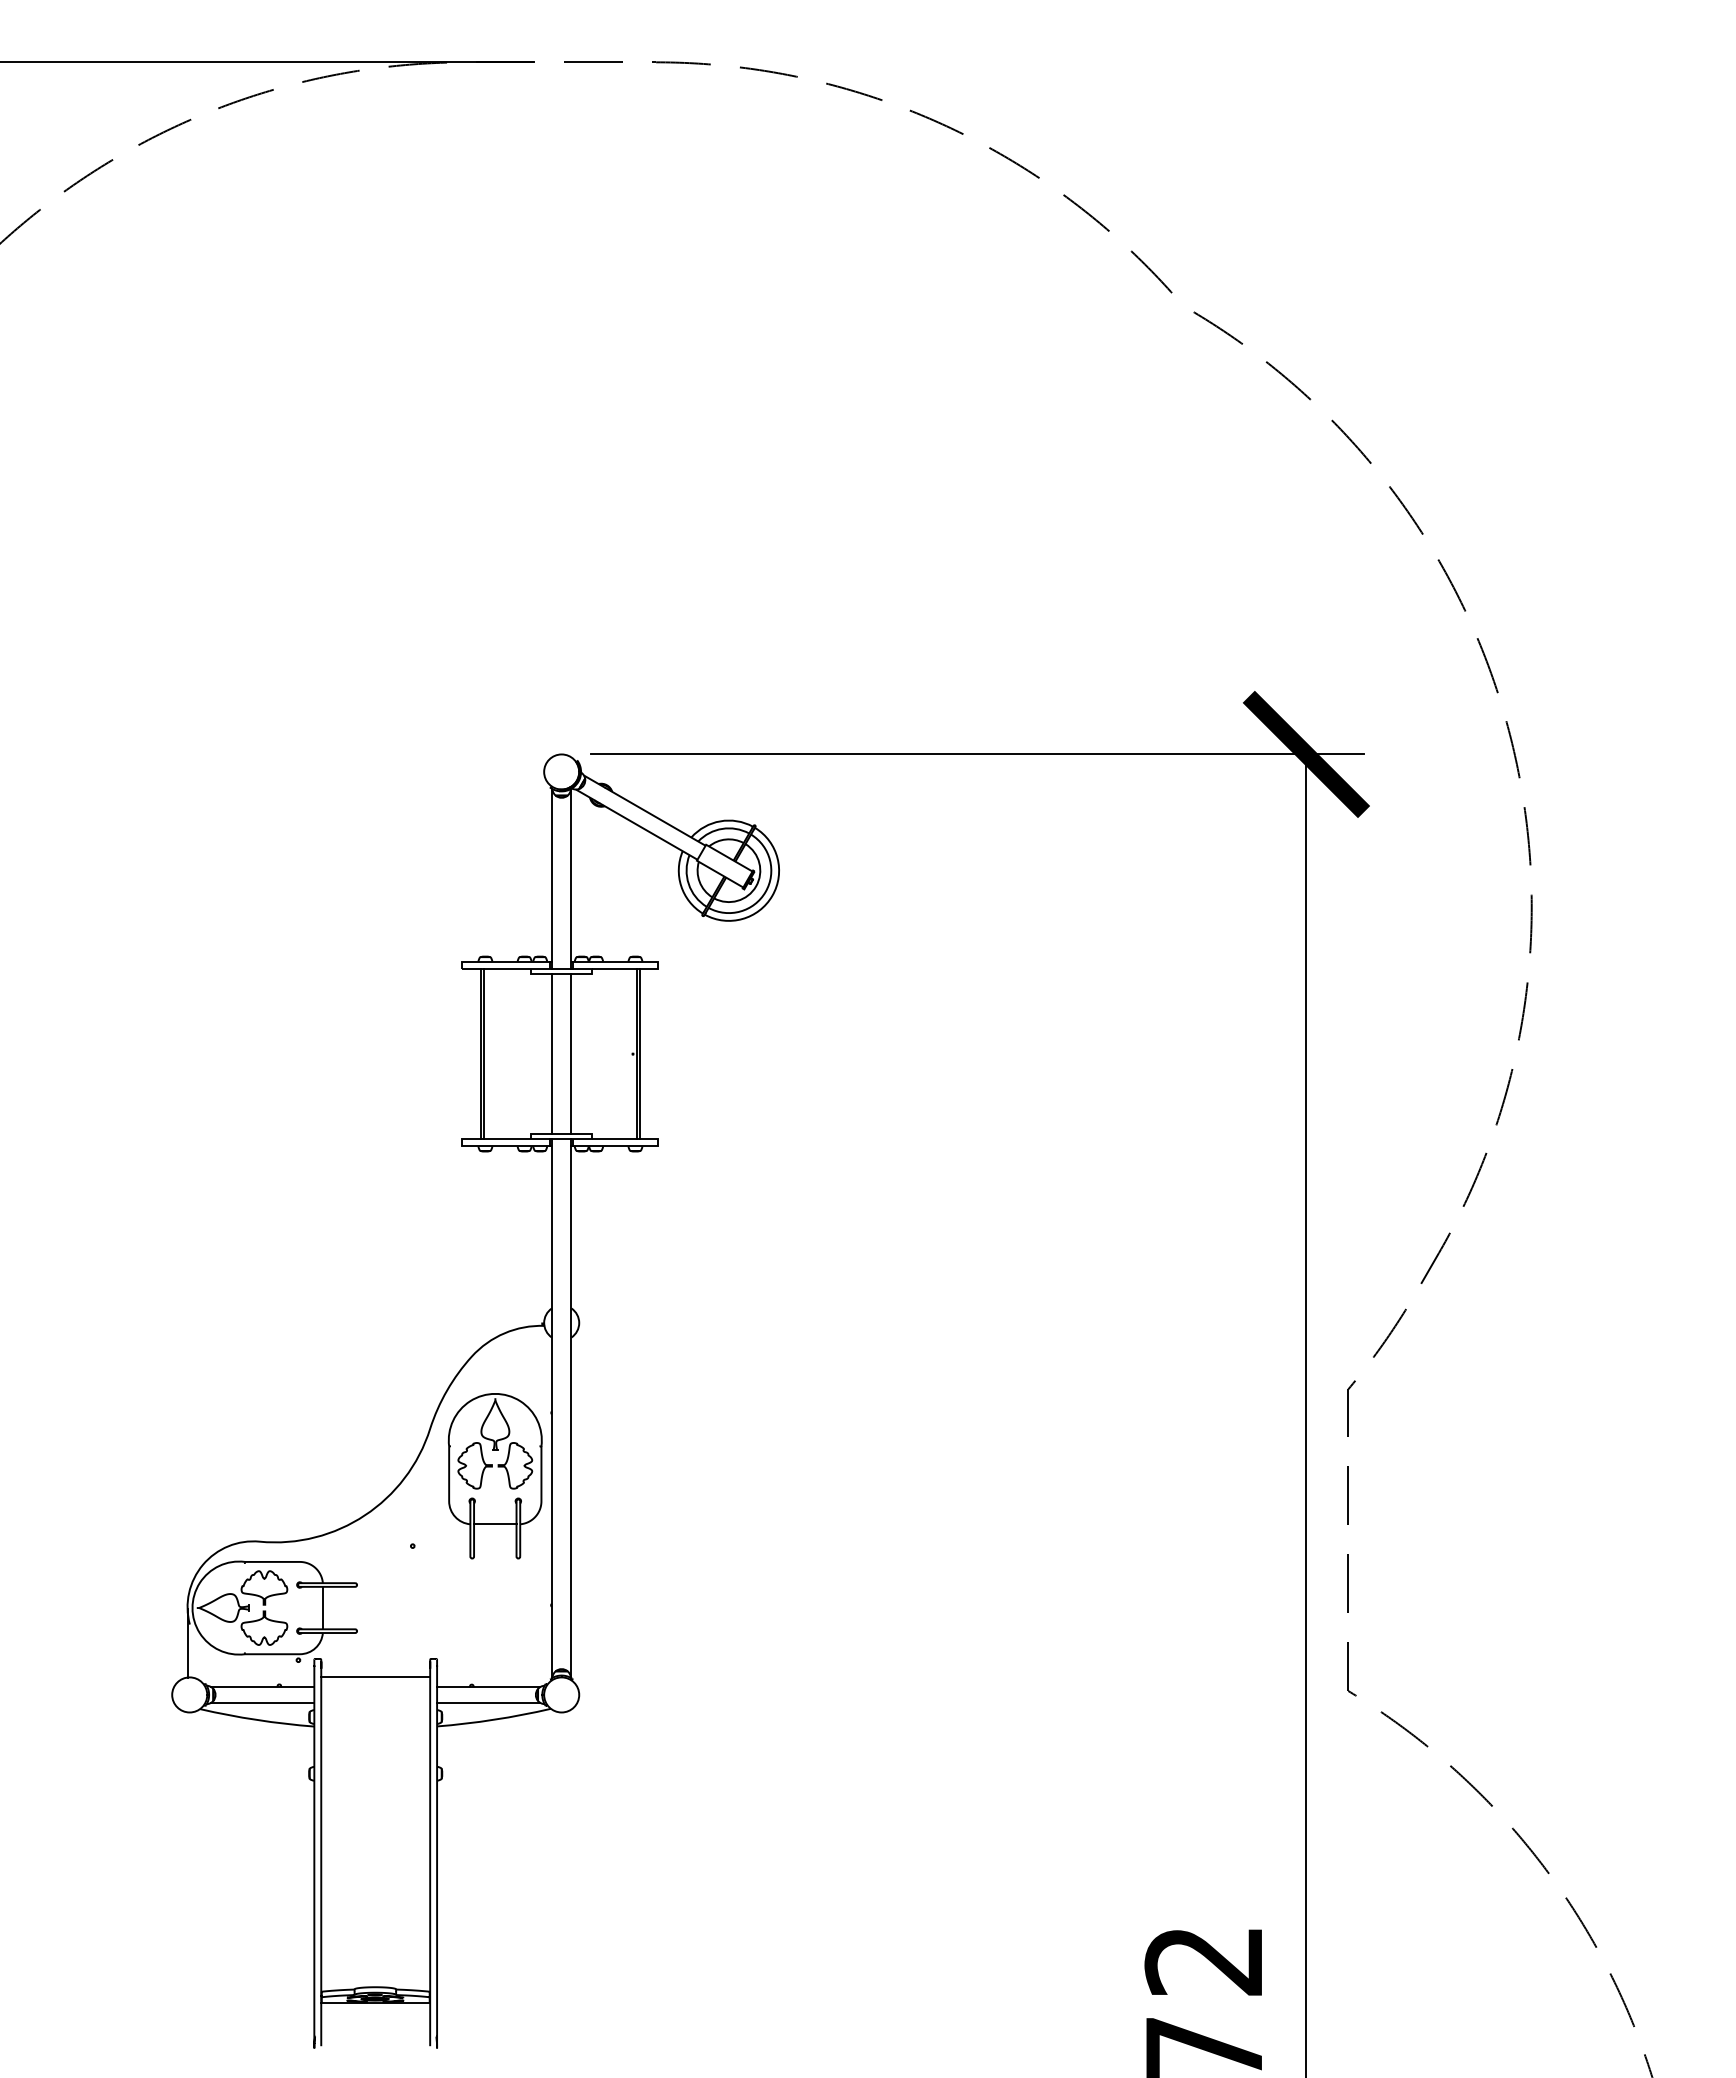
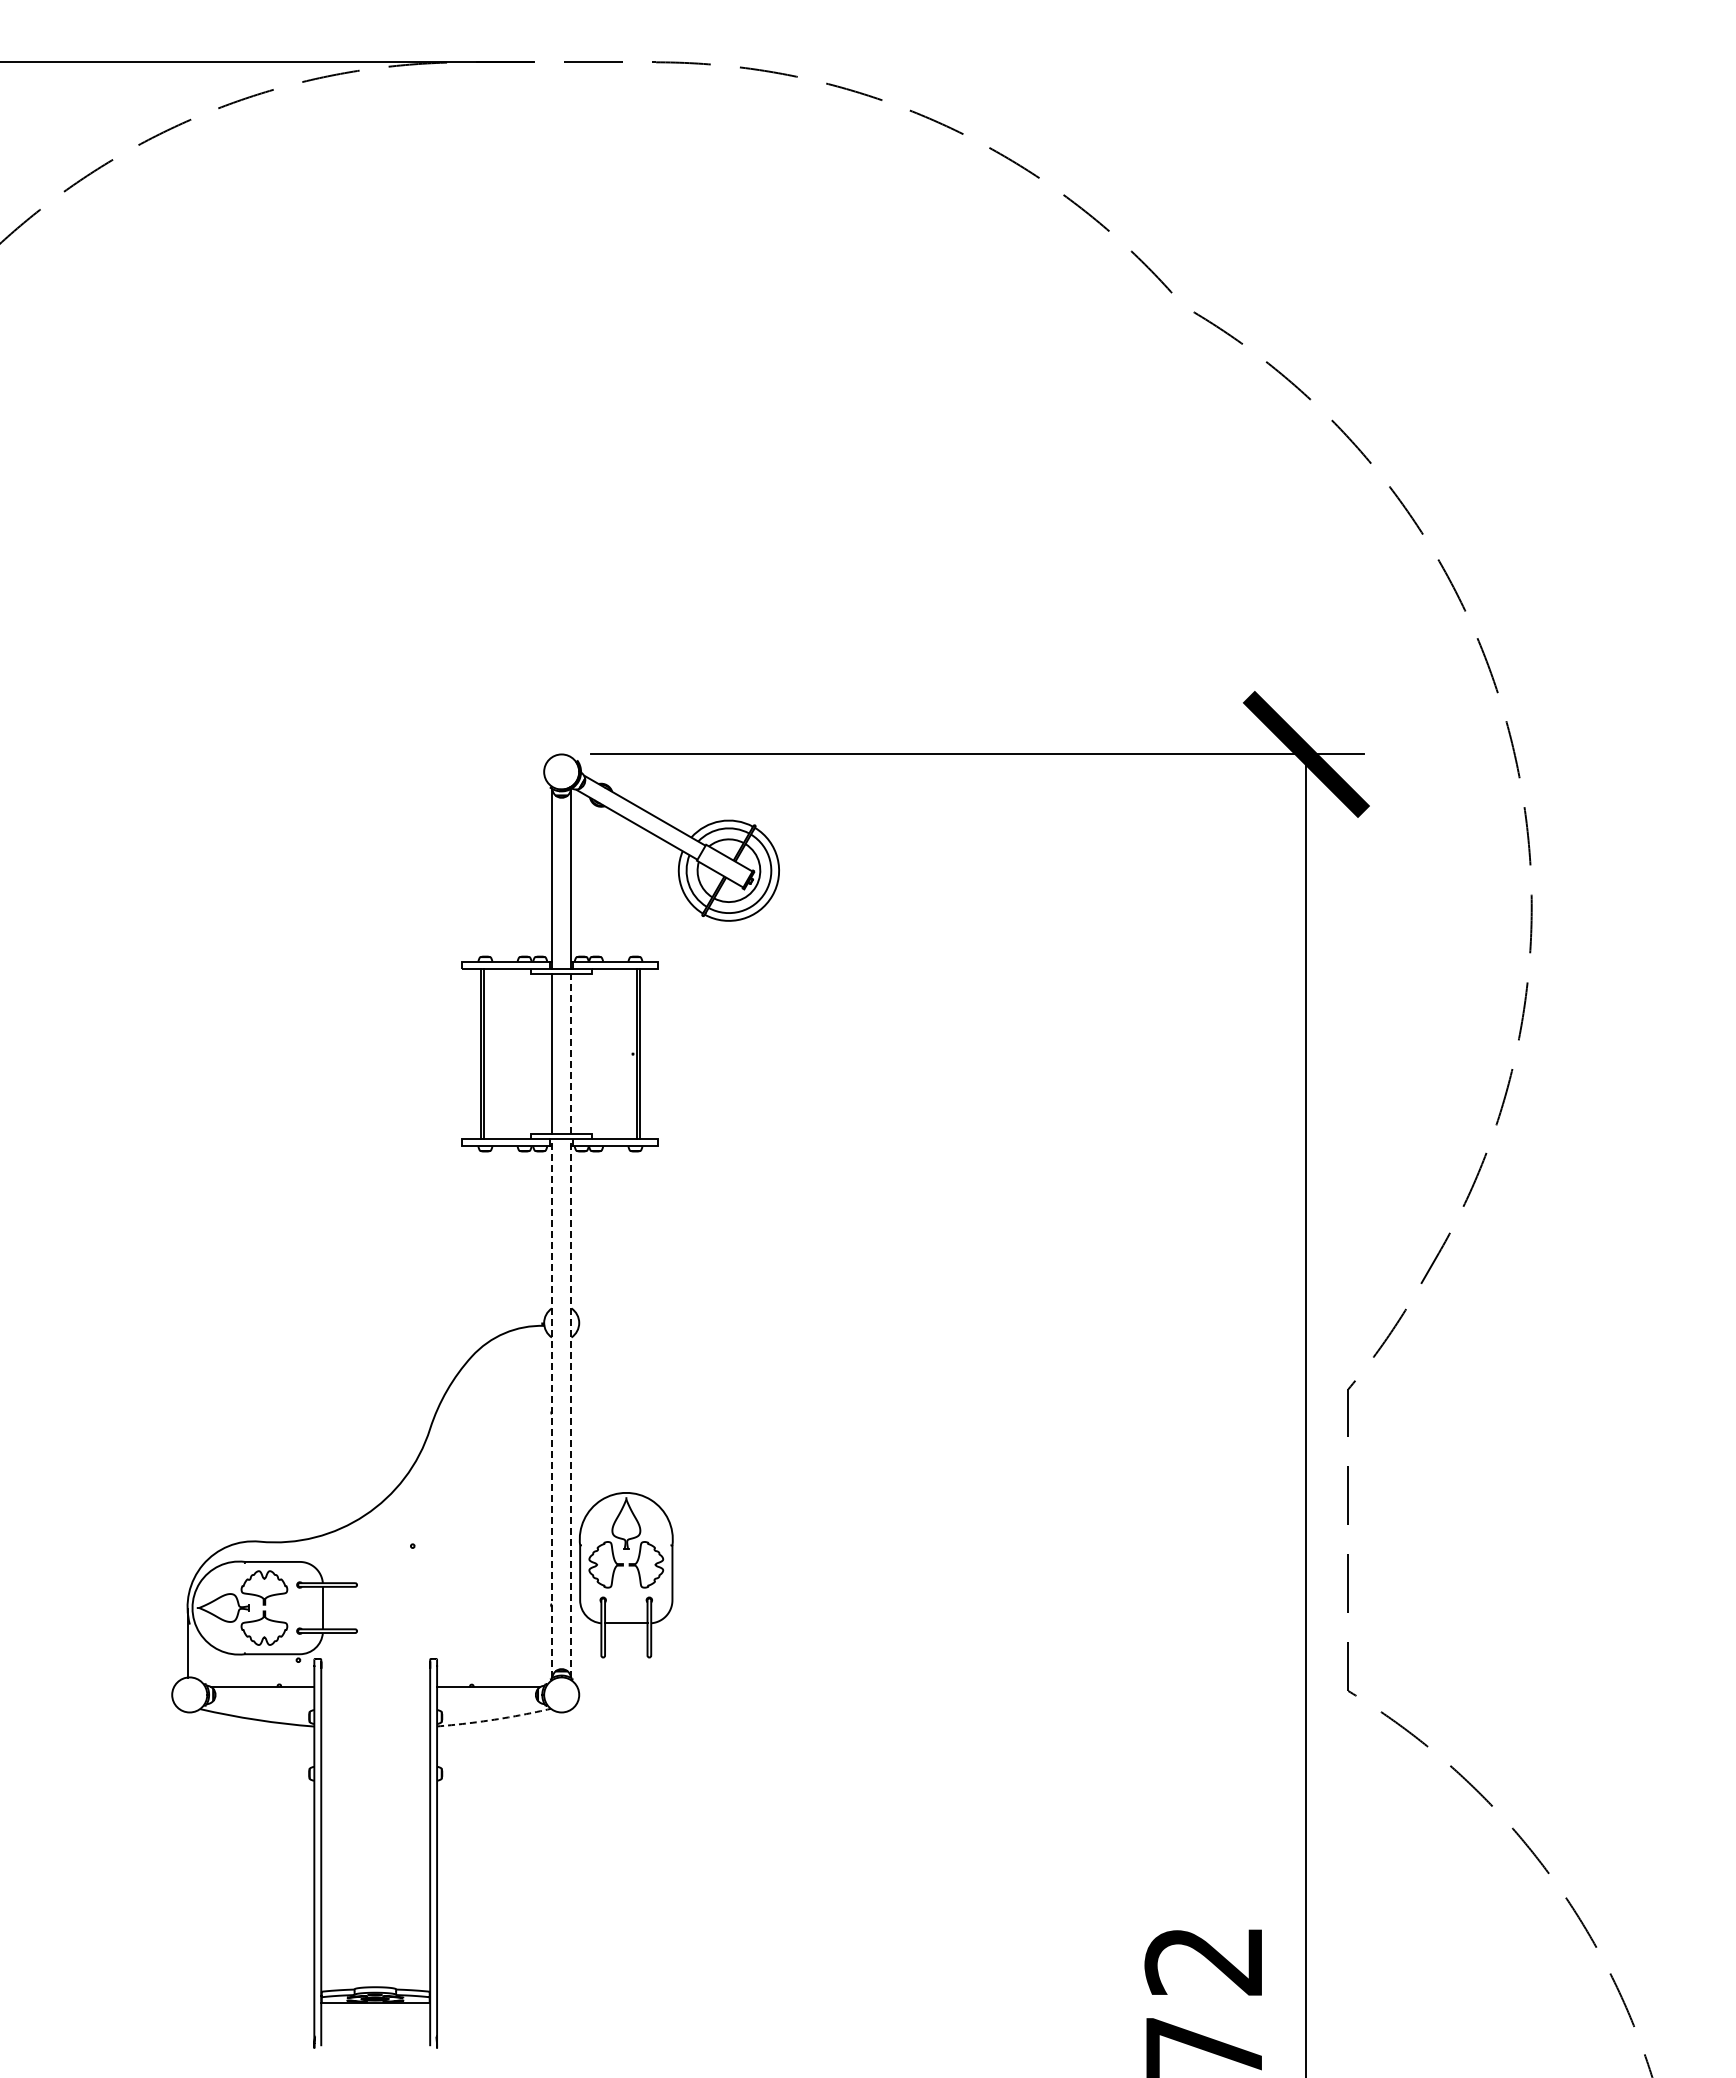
line: solid -> dashed (571, 1054)
line: solid -> dashed (551, 1408)
line: solid -> dashed (571, 1408)
part position: (494, 1476) -> (625, 1575) (625, 1575)
line: present -> none (375, 1676)
line: present -> none (262, 1702)
line: present -> none (488, 1702)
arc: solid -> dashed (494, 1719)
